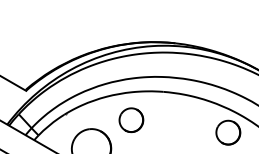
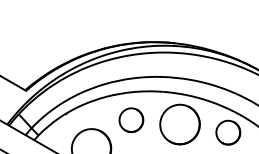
part: none -> present (179, 124)
